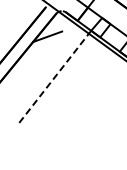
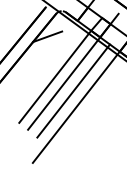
line: none -> present (73, 71)
line: dashed -> solid (55, 76)
line: none -> present (73, 90)
line: none -> present (77, 104)
